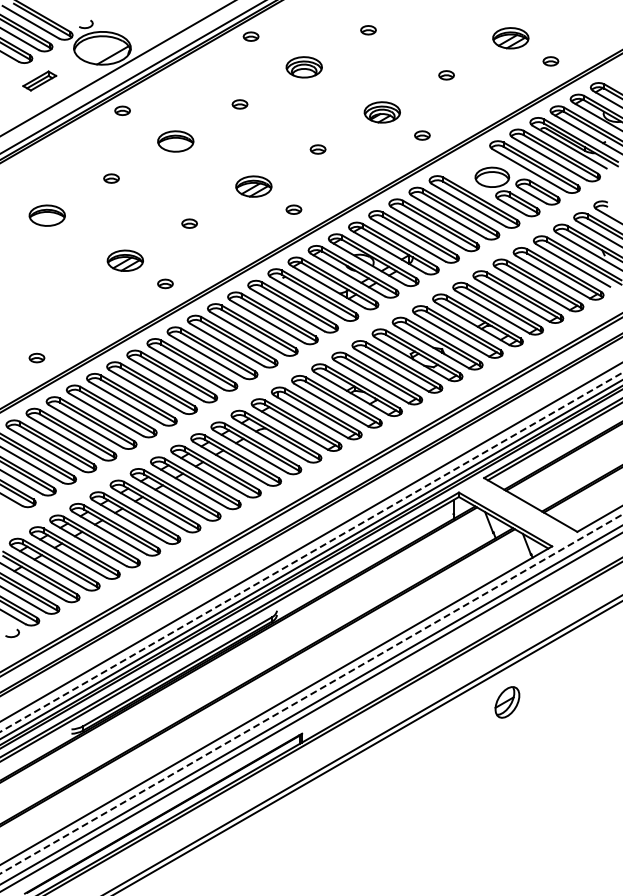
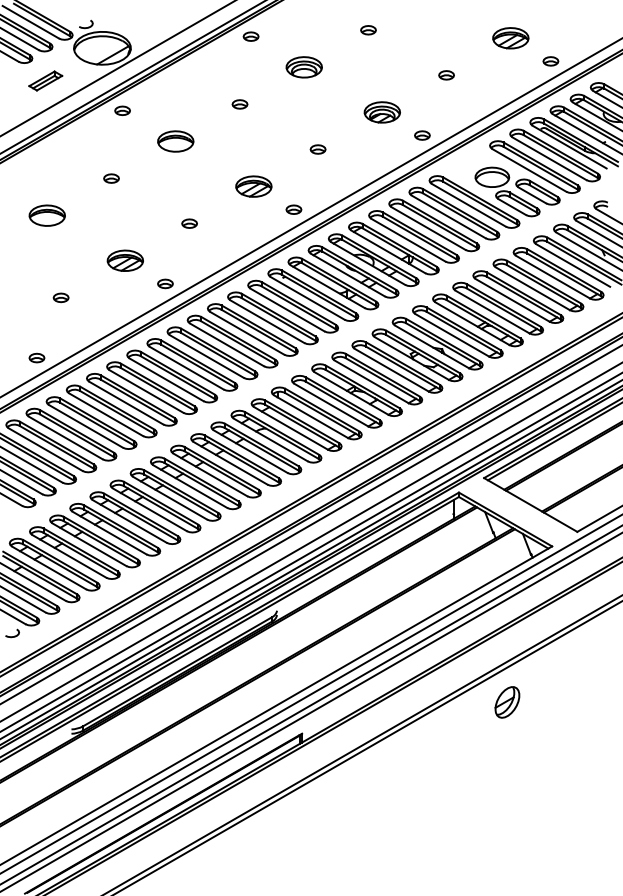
part position: (39, 80) -> (45, 80) (45, 80)
line: none -> present (310, 217)
part: none -> present (60, 297)
line: none -> present (310, 524)
line: dashed -> solid (311, 552)
line: dashed -> solid (311, 694)
